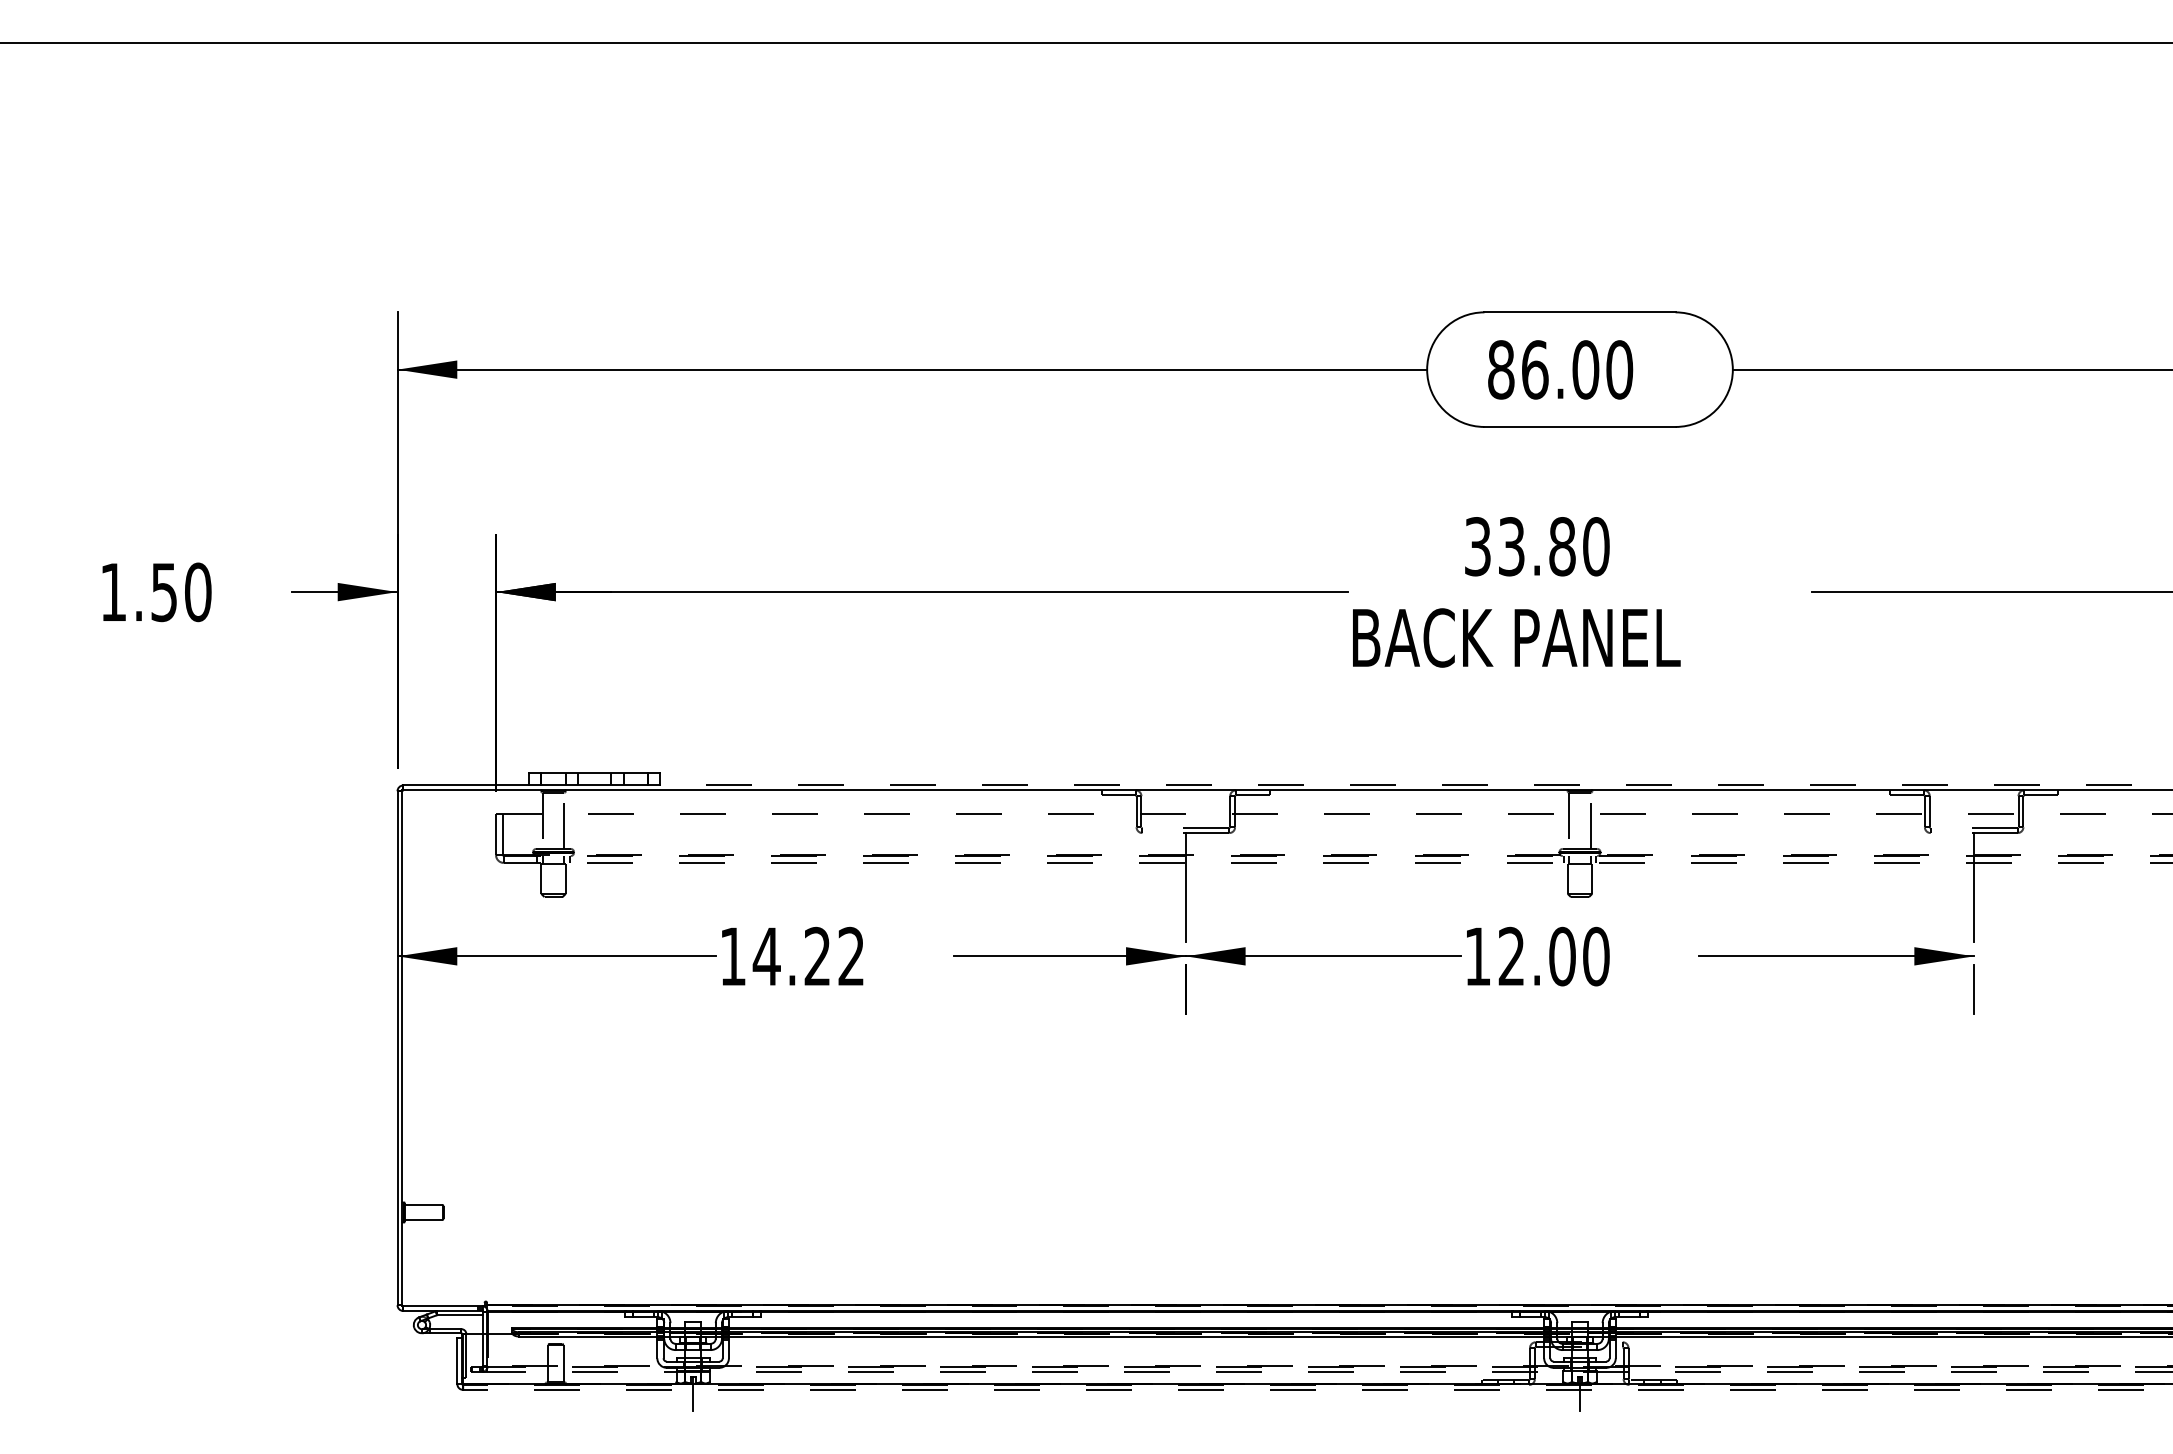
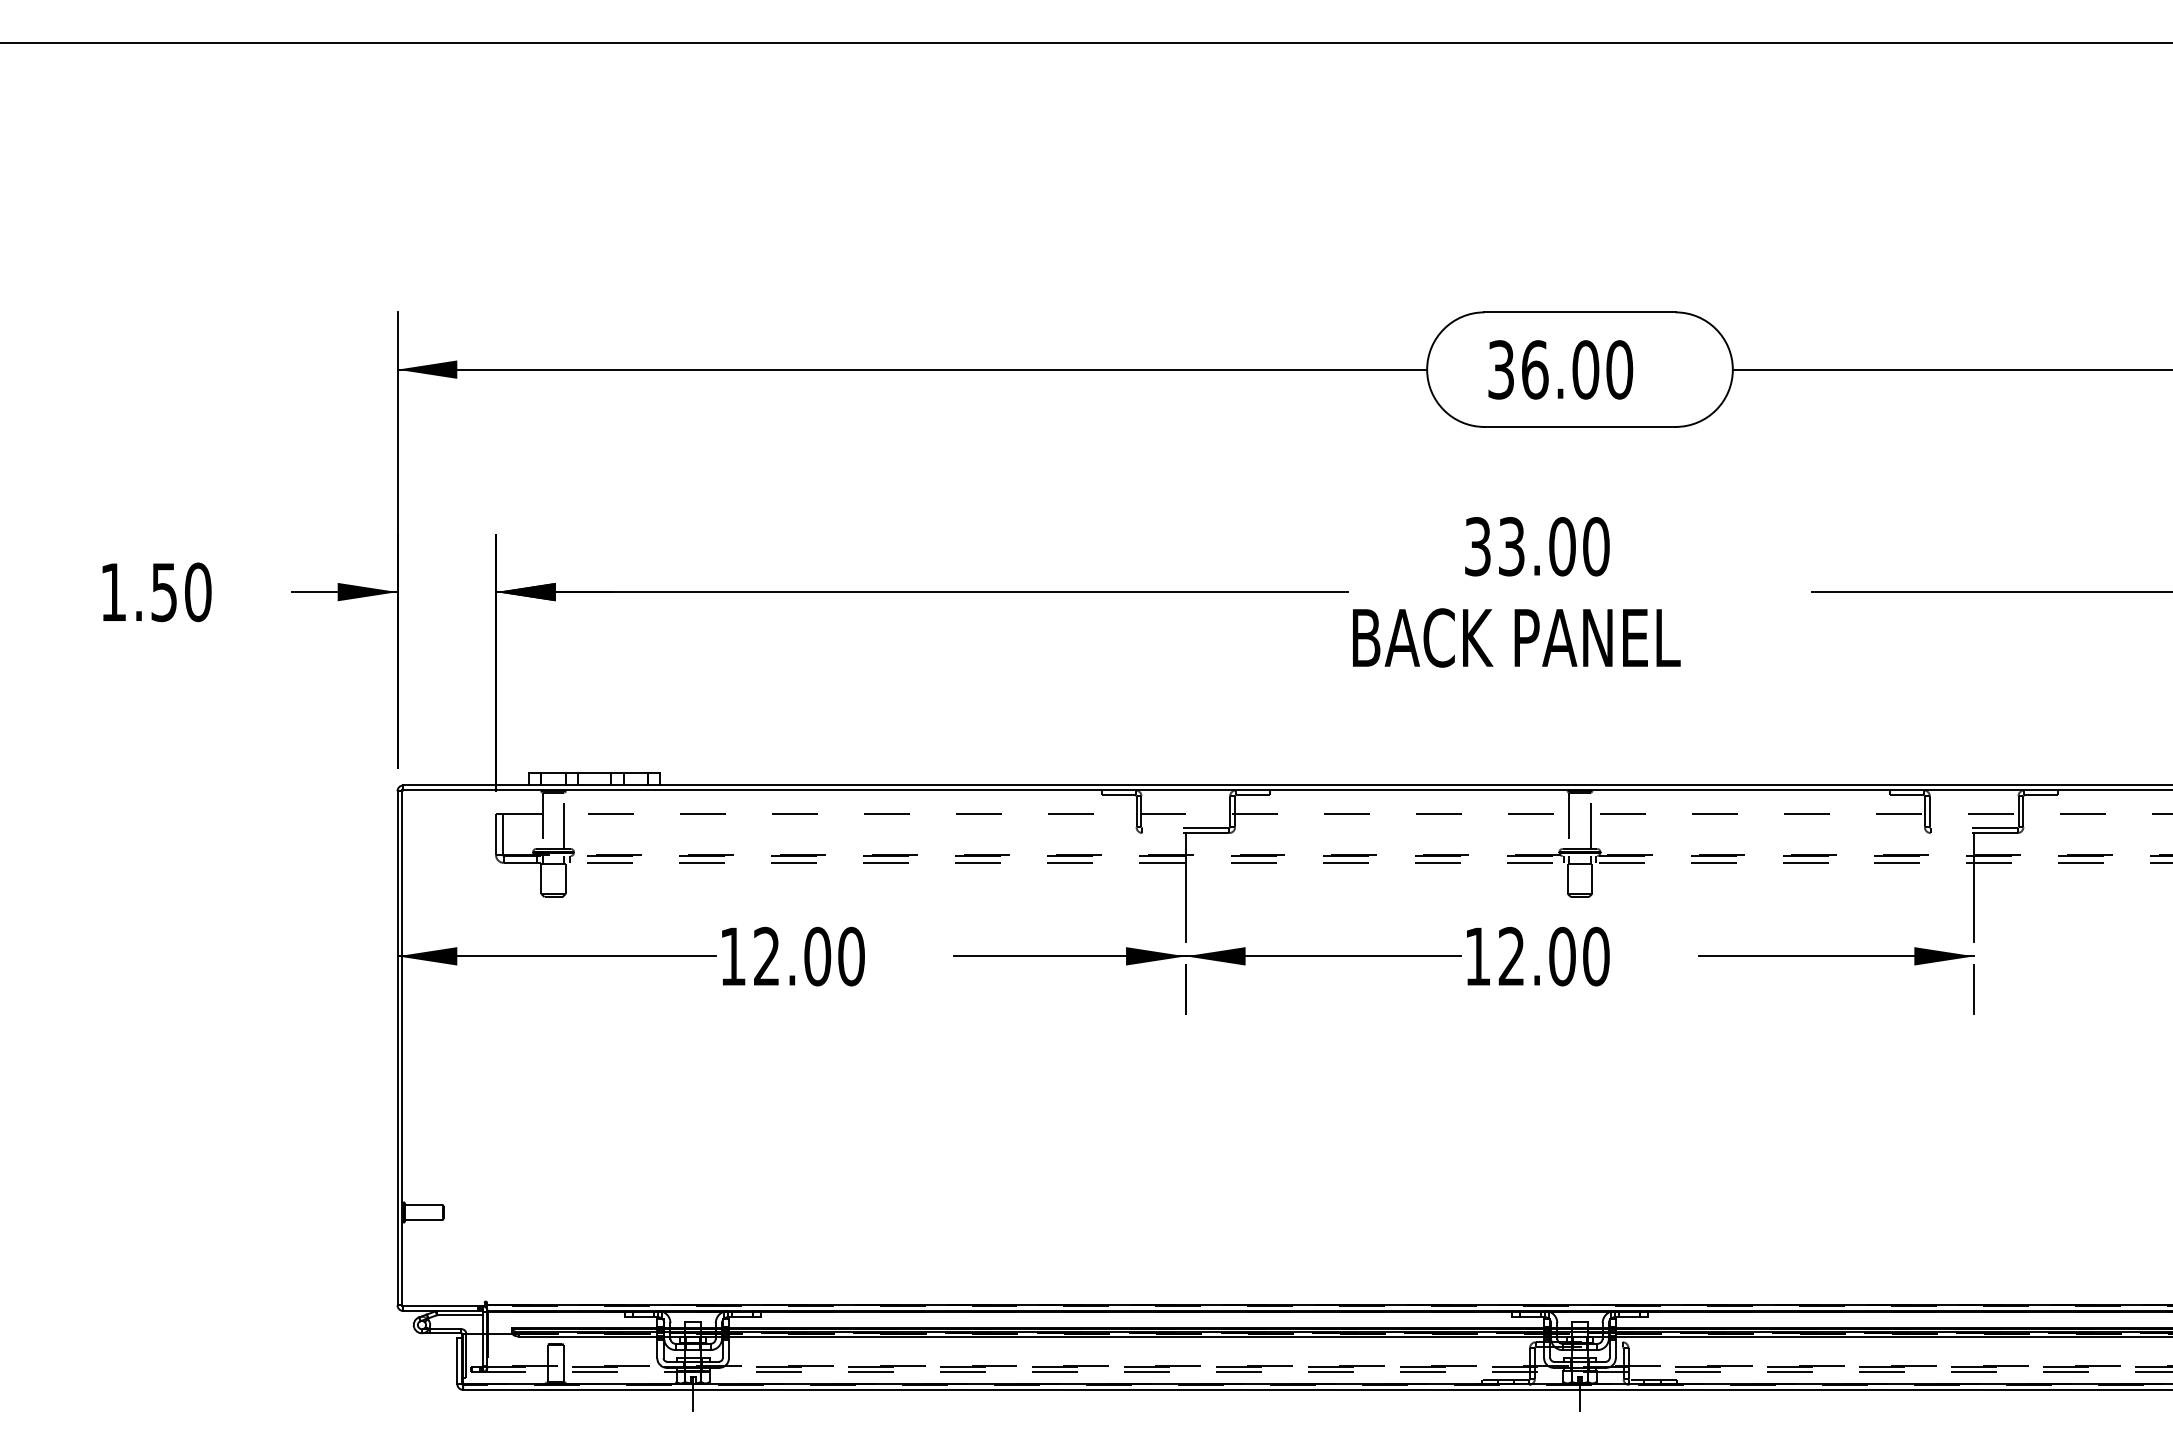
text: 86.00 -> 36.00 (1501, 369)
text: 33.80 -> 33.00 (1562, 546)
line: dashed -> solid (1416, 785)
text: 14.22 -> 12.00 (808, 956)
line: dashed -> solid (1317, 1389)
